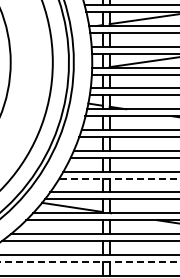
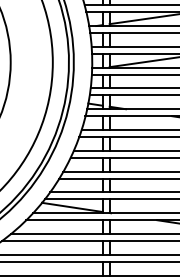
line: dashed -> solid (118, 178)
line: dashed -> solid (89, 261)
